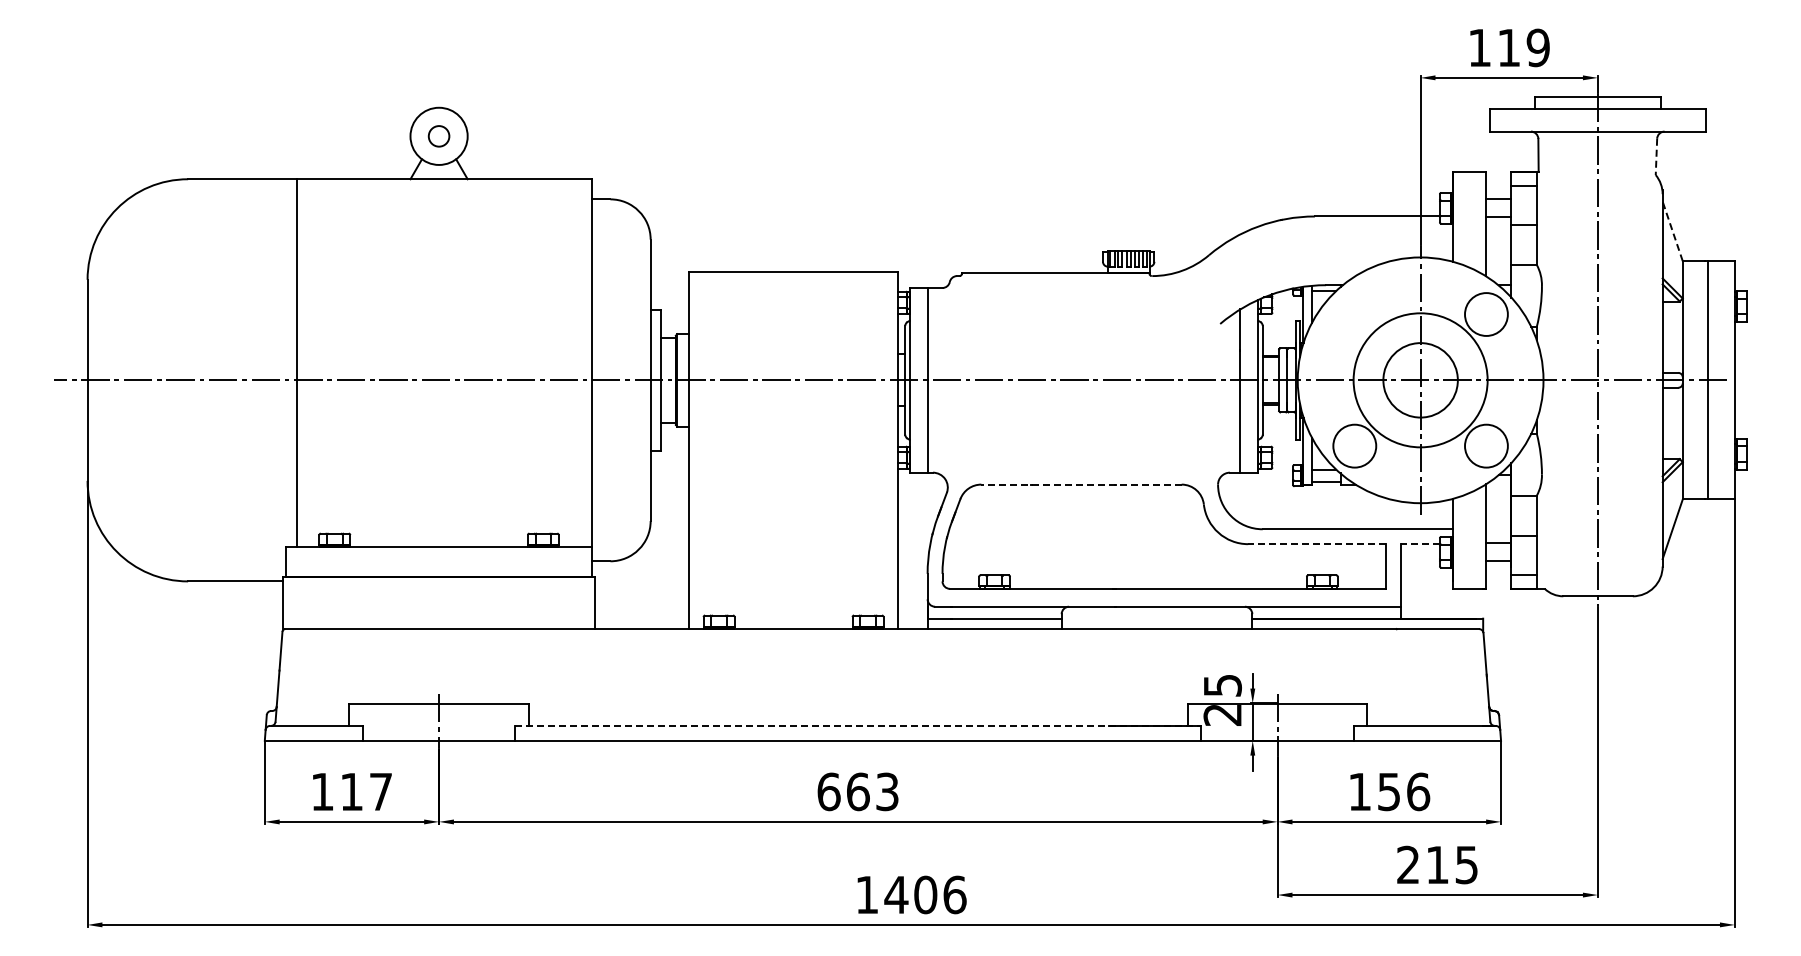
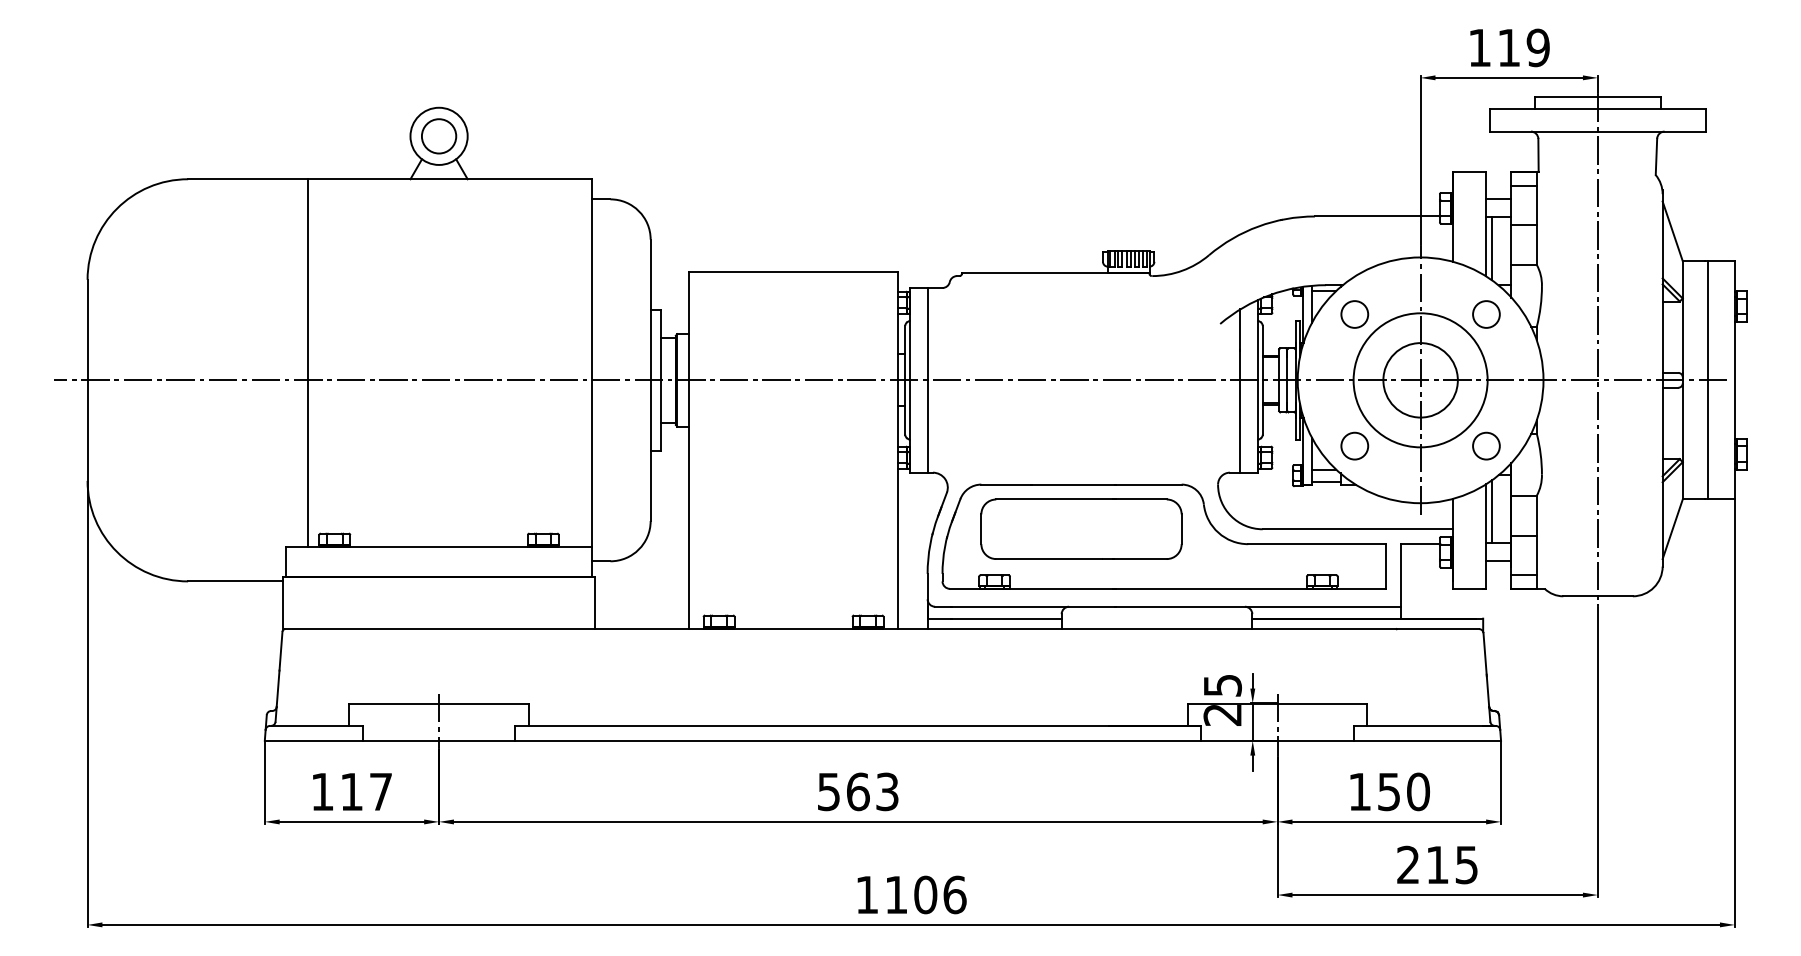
circle diameter: 21 px -> 34 px (438, 136)
line: dashed -> solid (1656, 157)
line: dashed -> solid (1672, 230)
line: none -> present (1492, 248)
circle: none -> present (1354, 314)
circle diameter: 43 px -> 27 px (1486, 314)
line position: (297, 363) -> (308, 363) (308, 363)
circle diameter: 43 px -> 27 px (1354, 445)
circle diameter: 43 px -> 27 px (1486, 445)
line: dashed -> solid (1081, 484)
line: none -> present (1492, 511)
part: none -> present (1081, 528)
line: dashed -> solid (1316, 544)
line: dashed -> solid (1420, 544)
line: dashed -> solid (858, 725)
text: 663 -> 563 (828, 791)
text: 156 -> 150 (1418, 791)
text: 1406 -> 1106 (896, 894)
